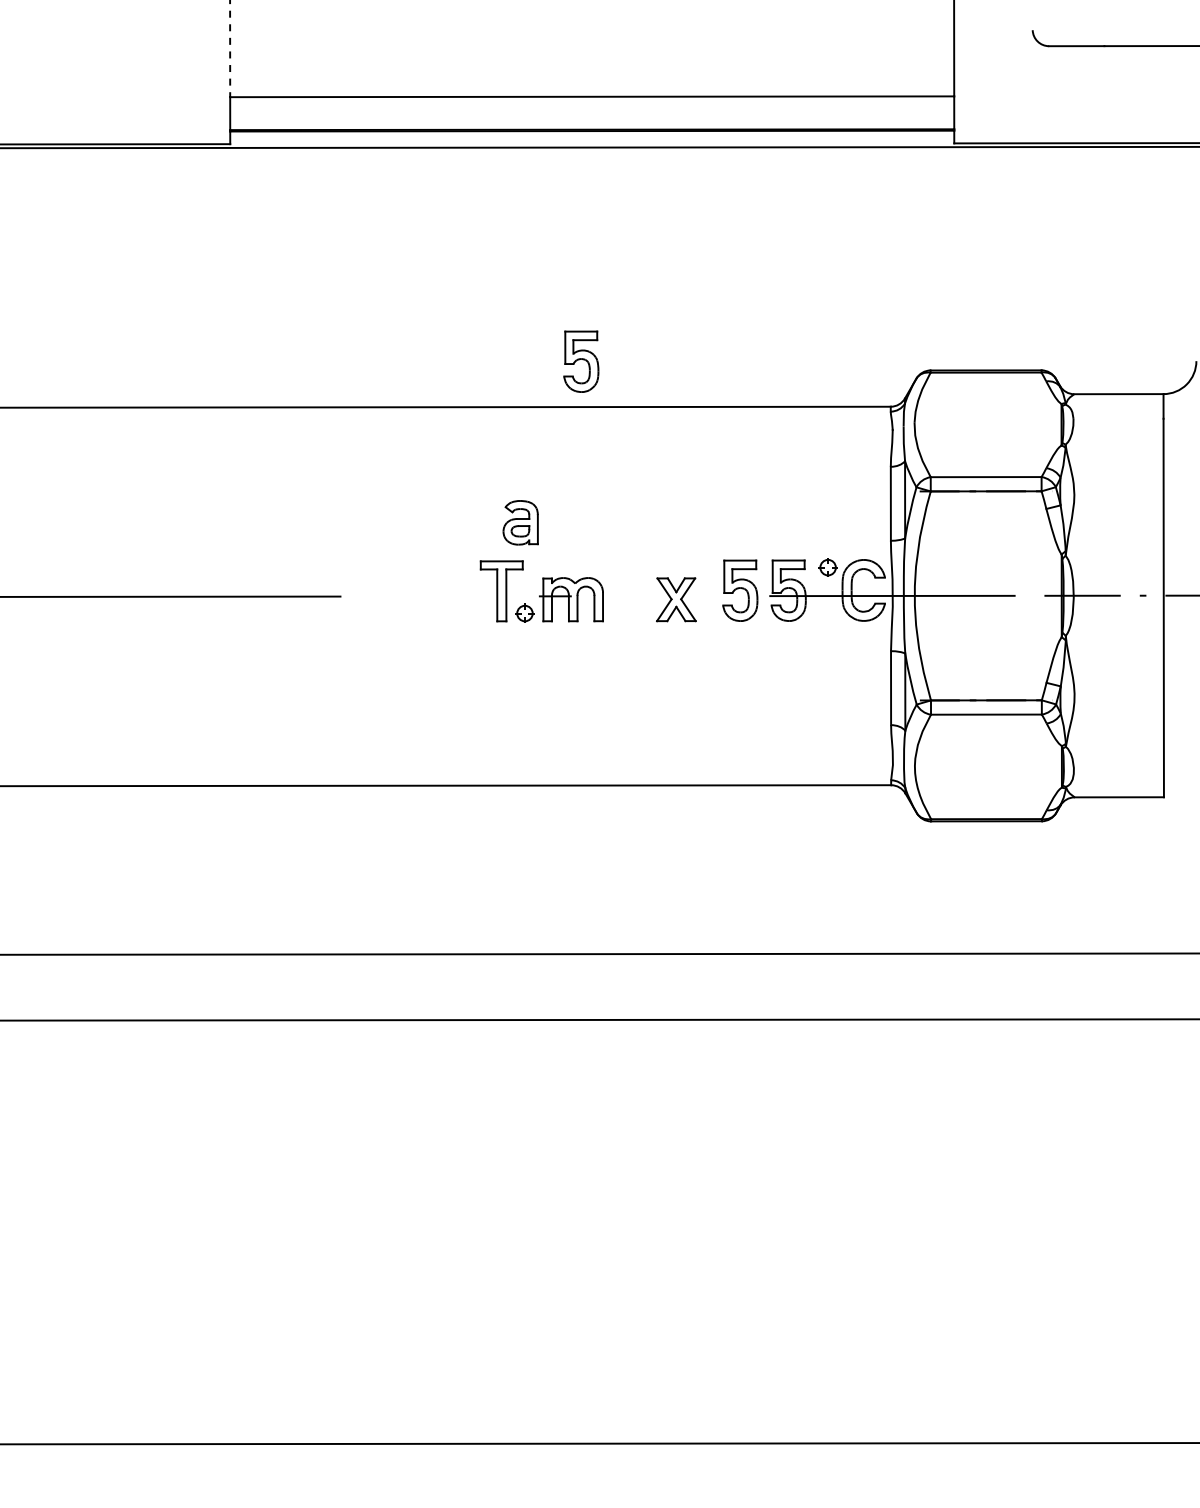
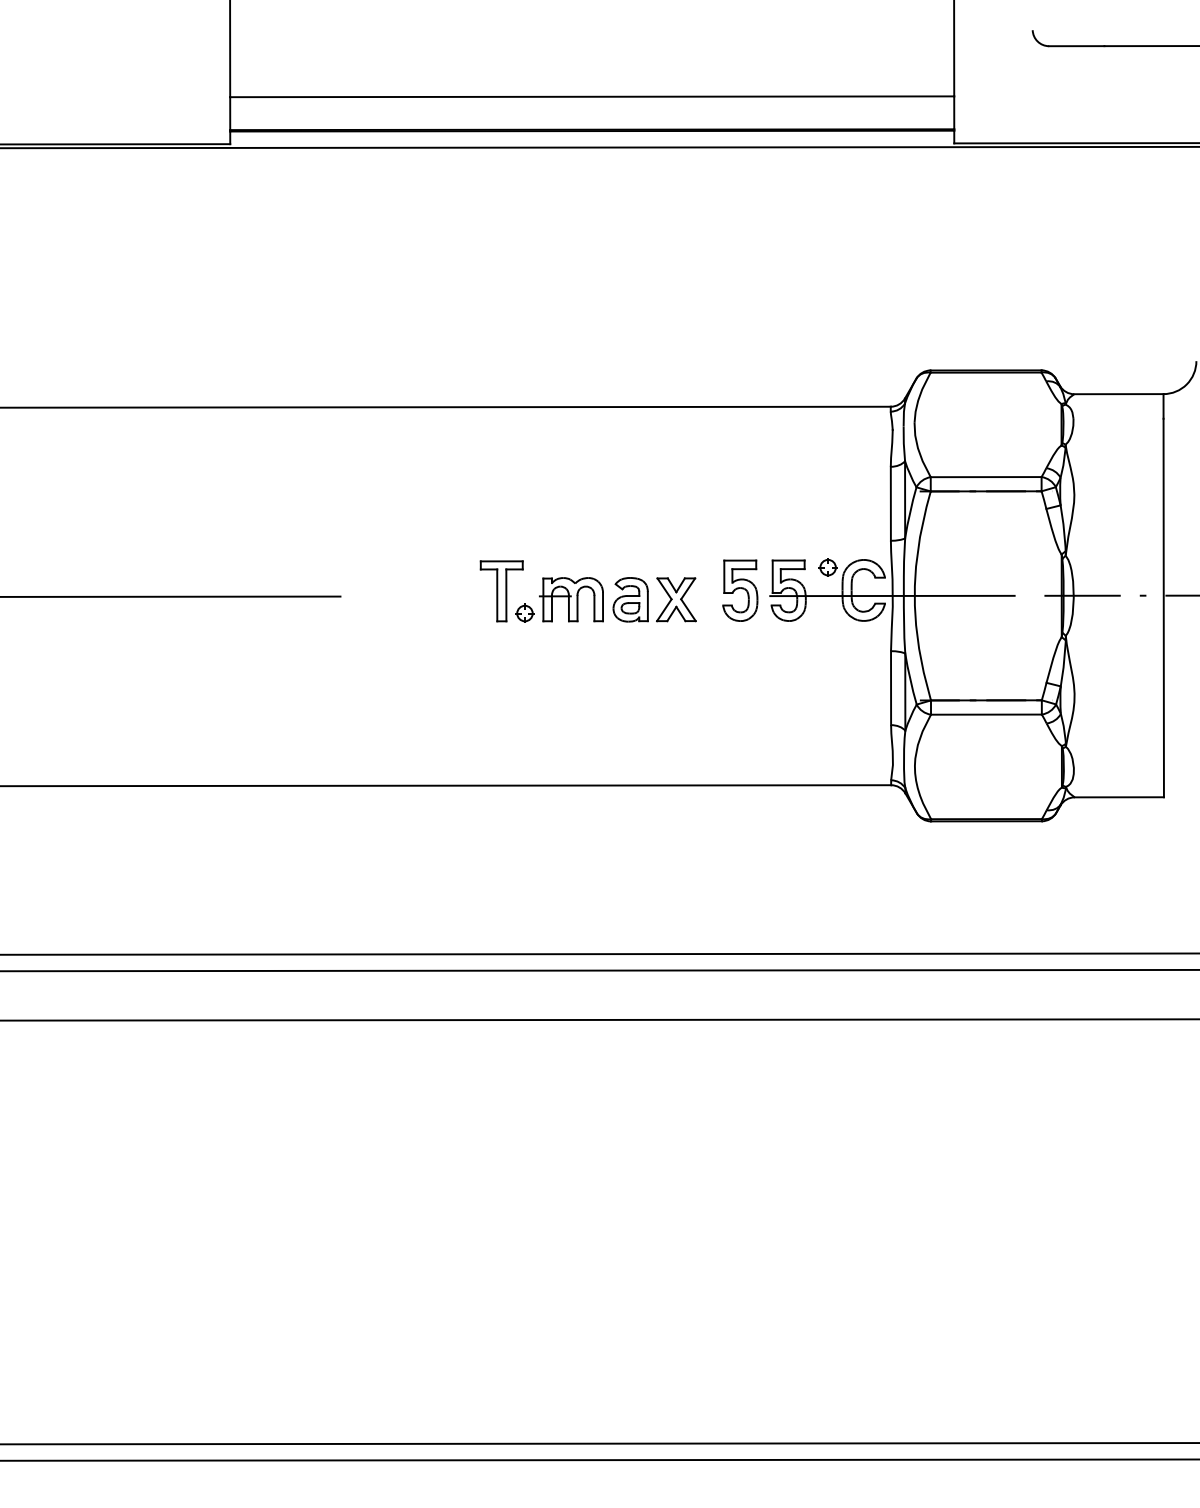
line: dashed -> solid (230, 49)
part: present -> none (581, 361)
part position: (520, 522) -> (630, 599) (630, 599)
line: none -> present (599, 970)
line: none -> present (599, 1459)
